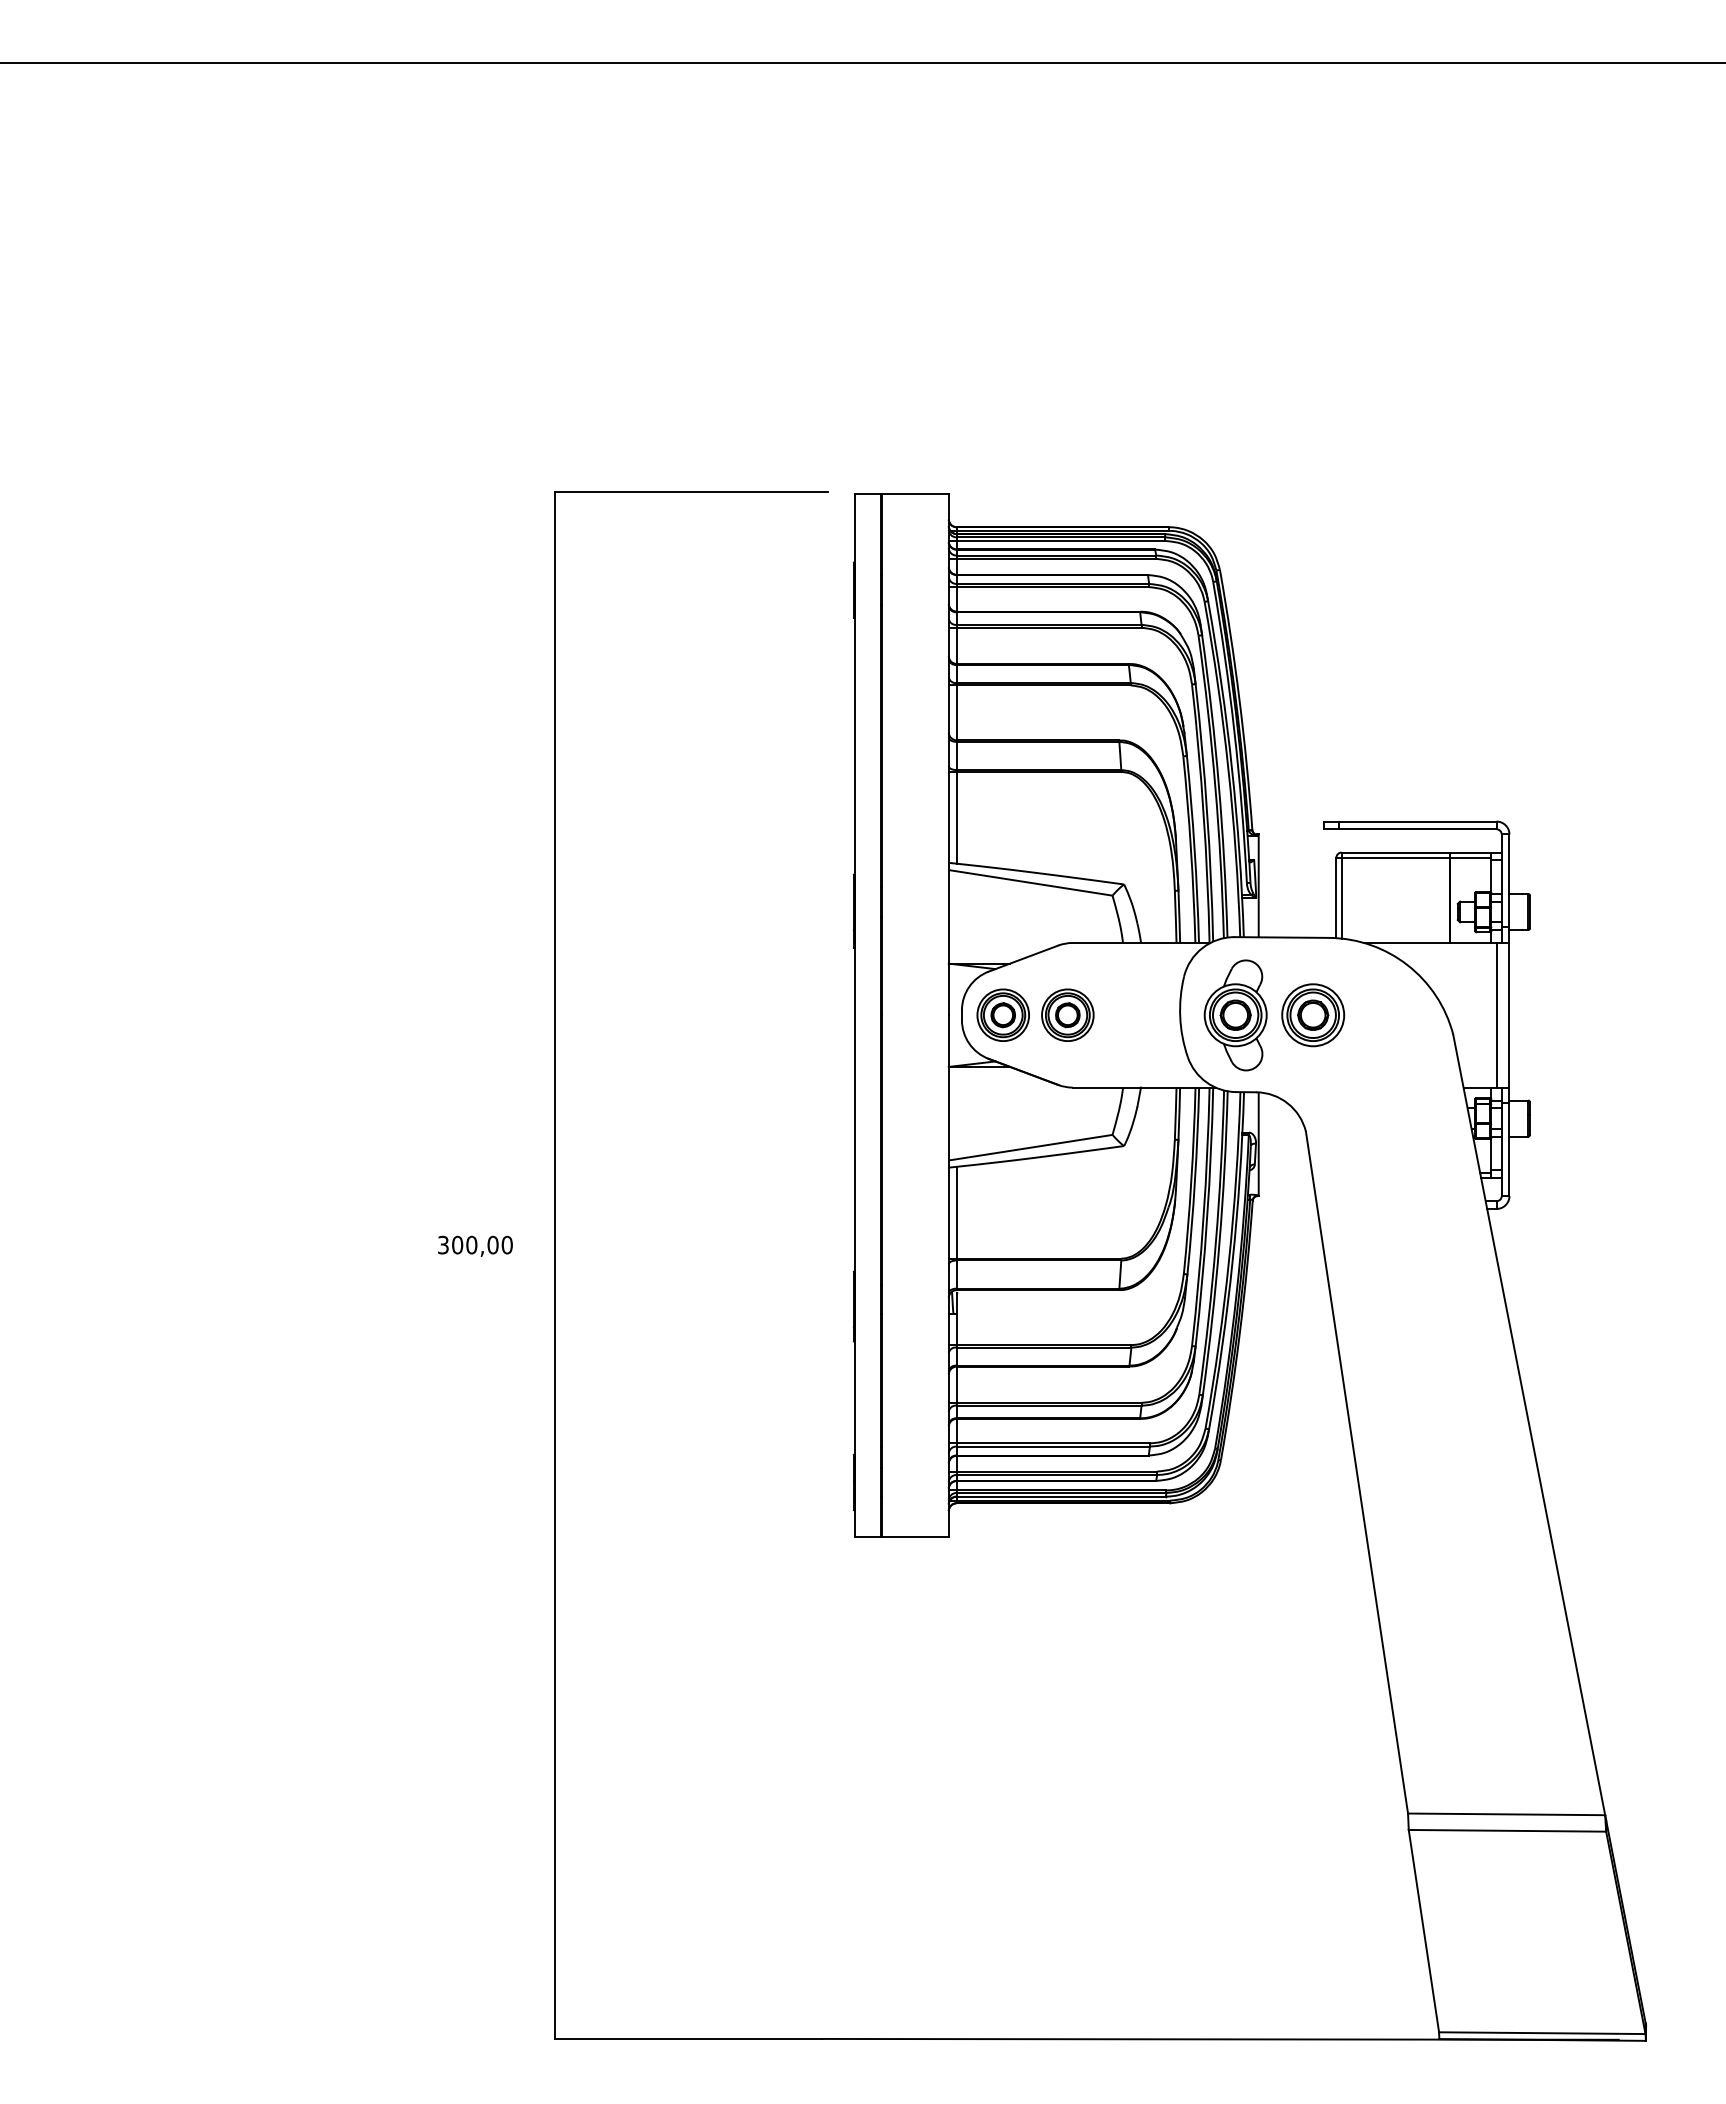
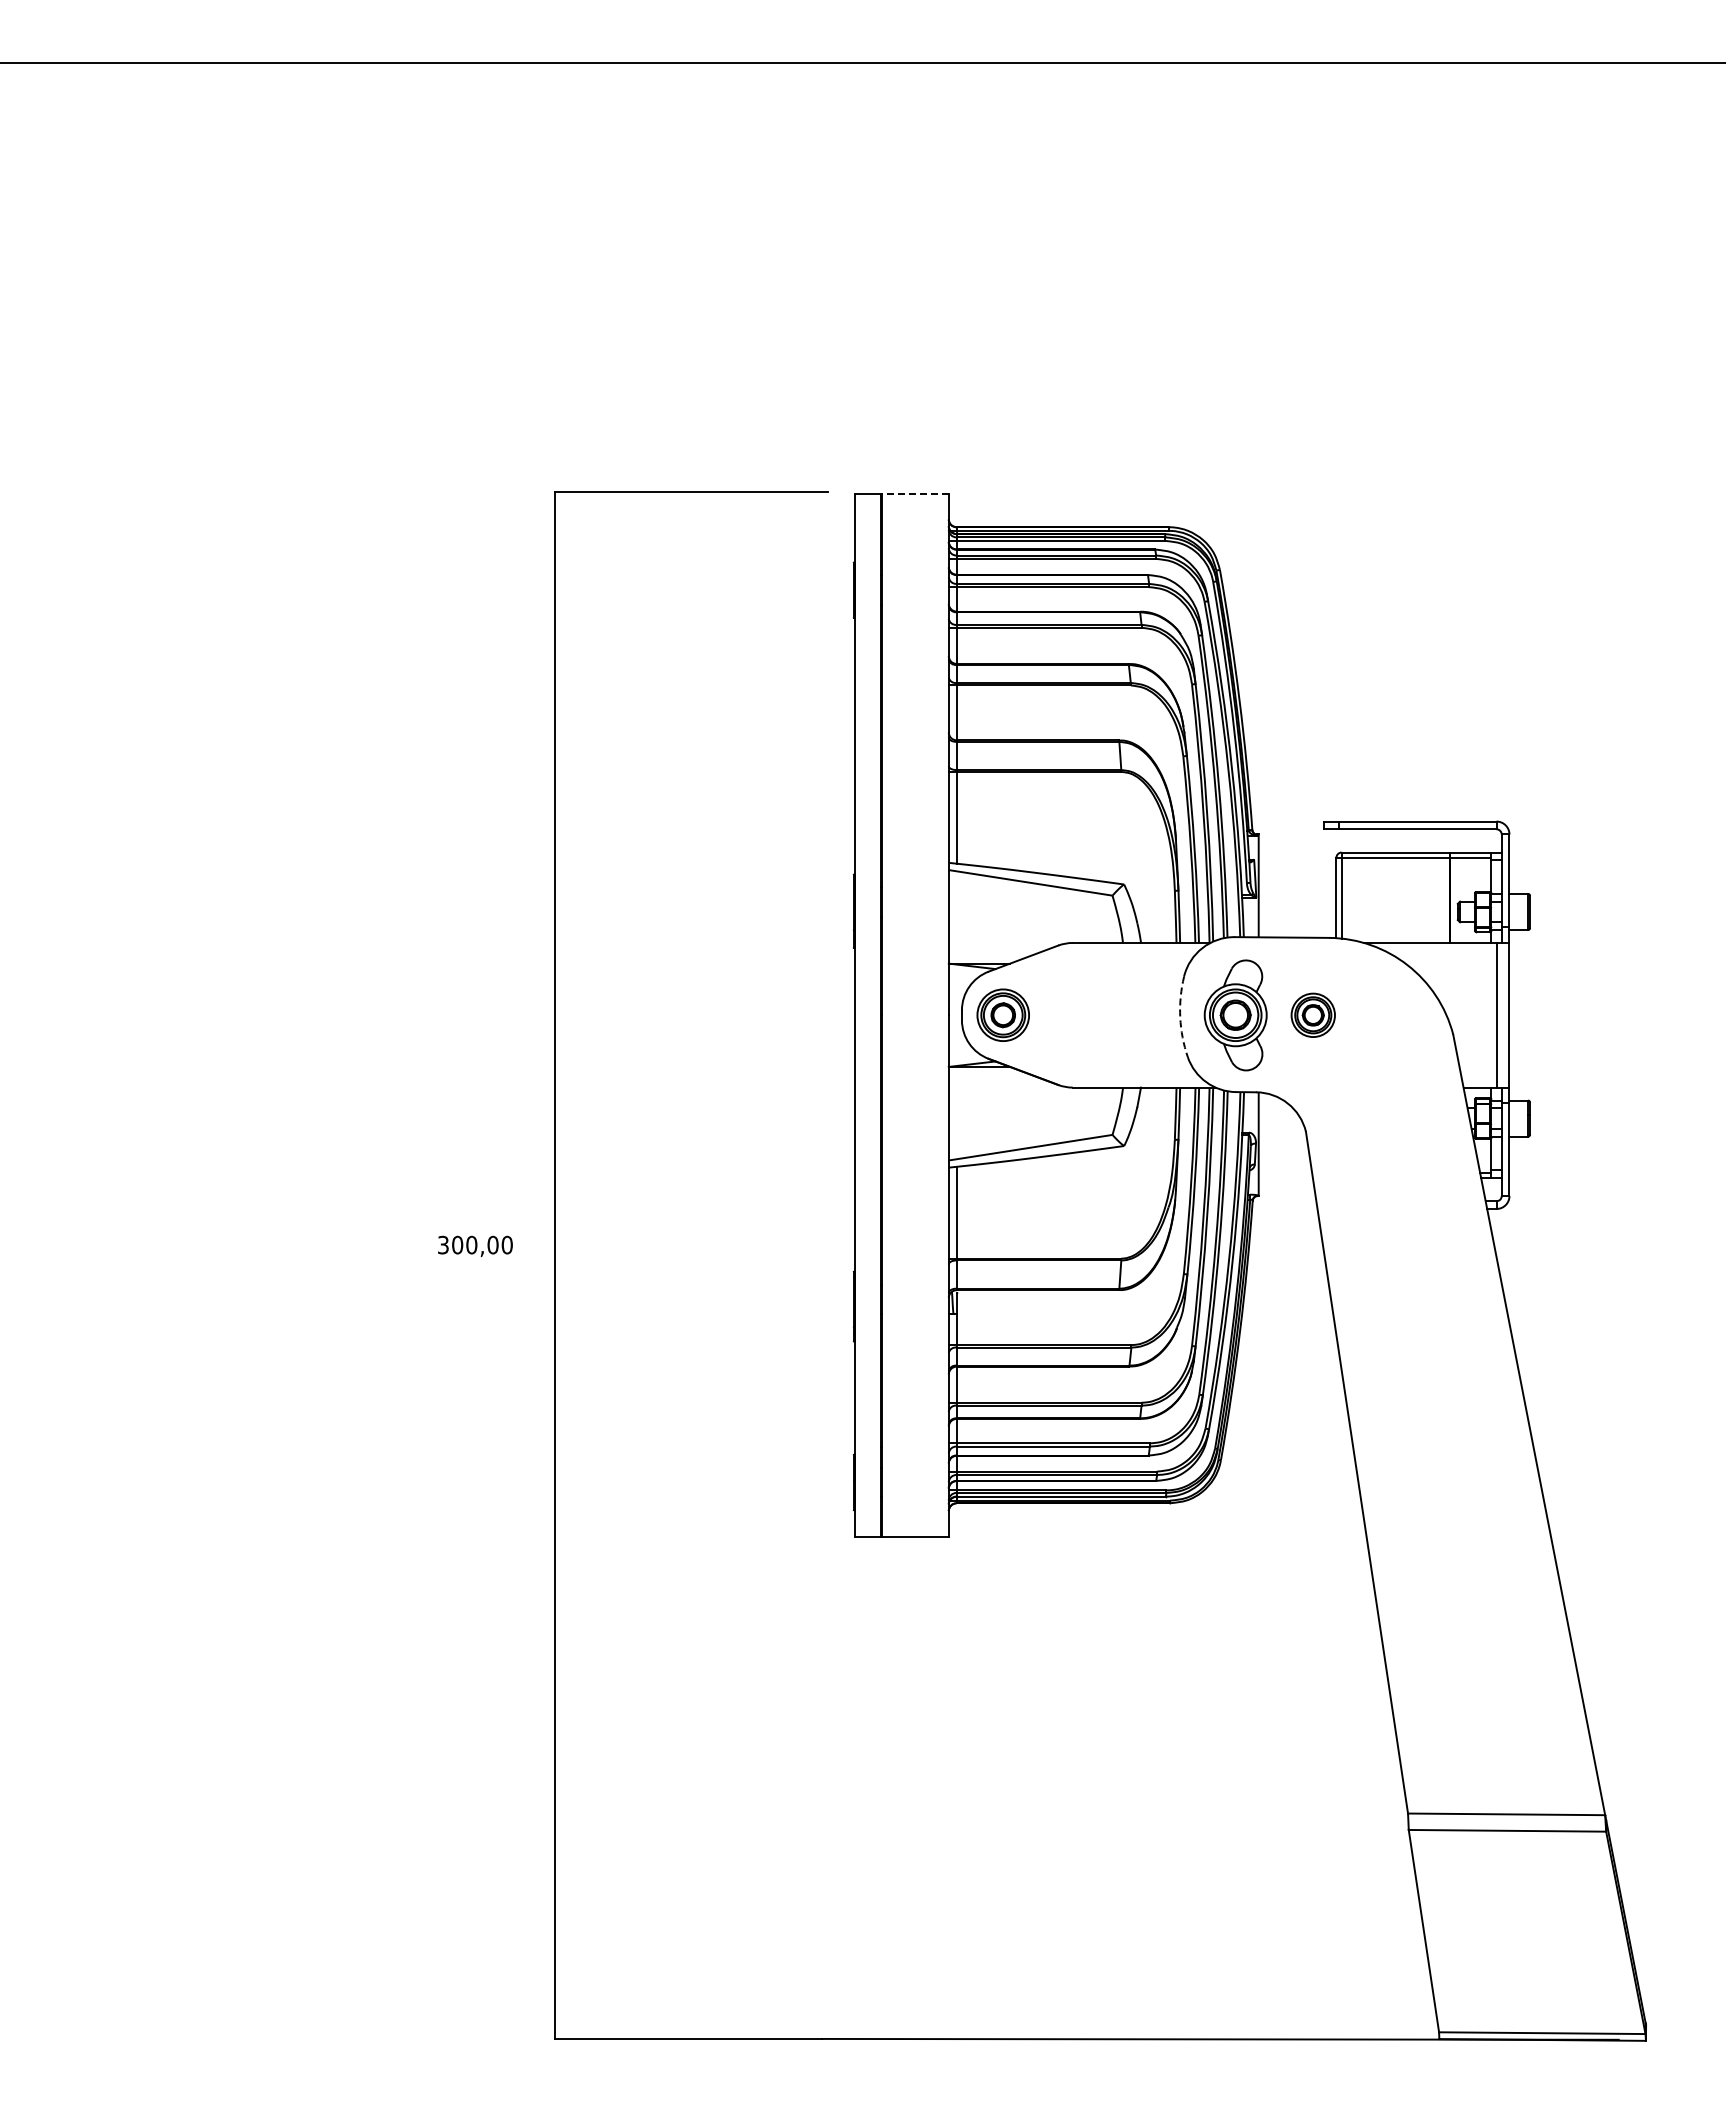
line: solid -> dashed (915, 493)
part: present -> none (1067, 1014)
part size: 65x65 px -> 46x46 px (1312, 1014)
arc: solid -> dashed (1180, 1017)
